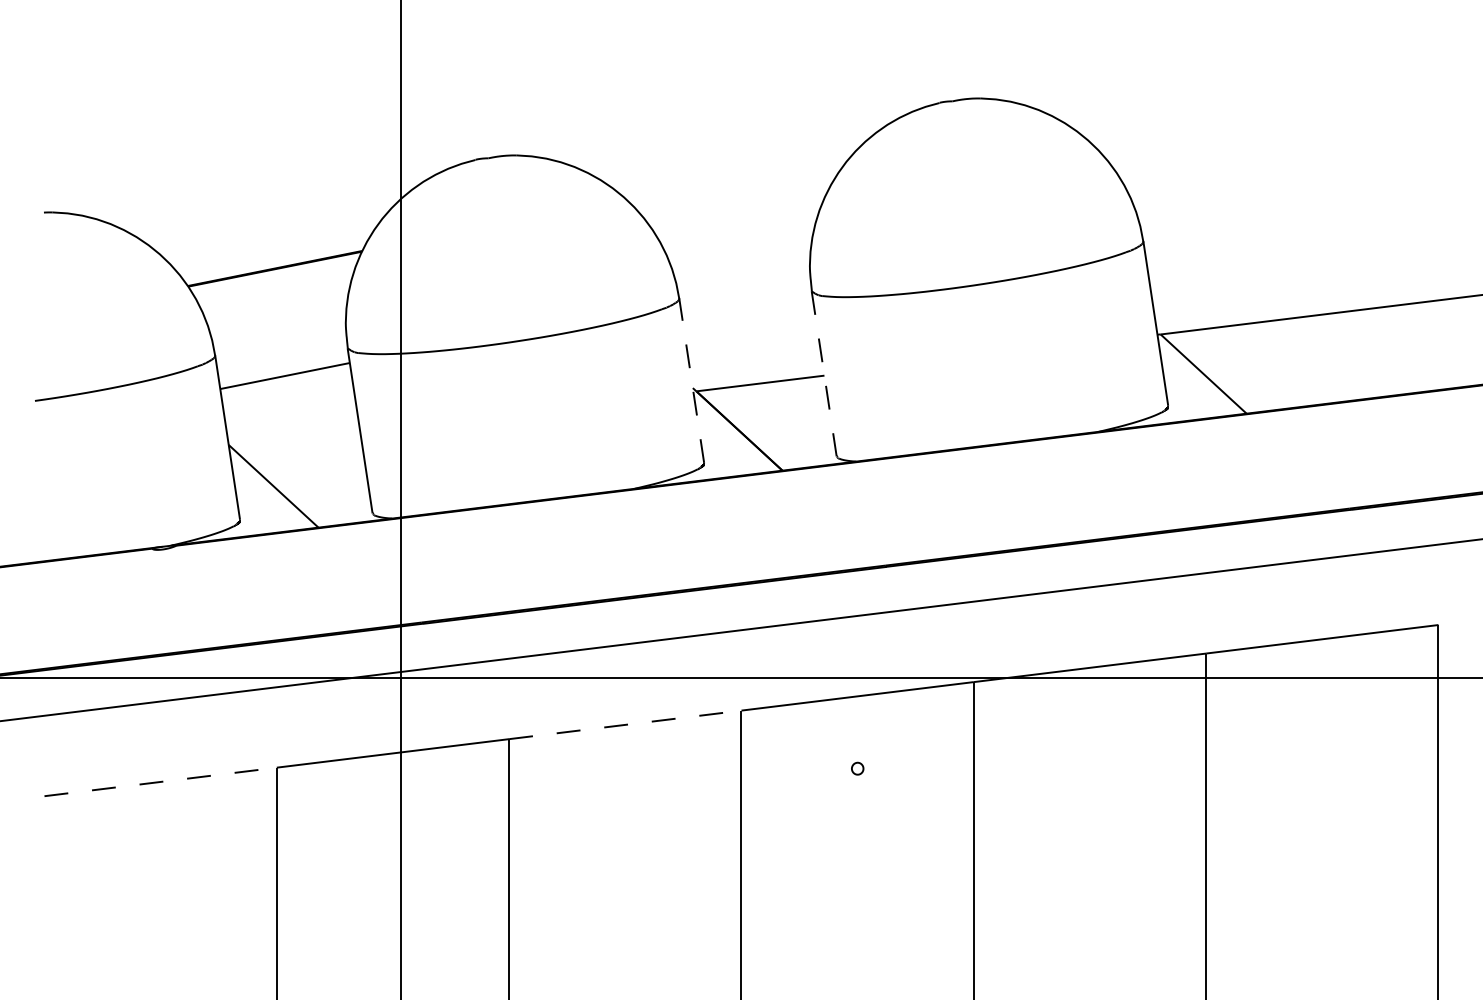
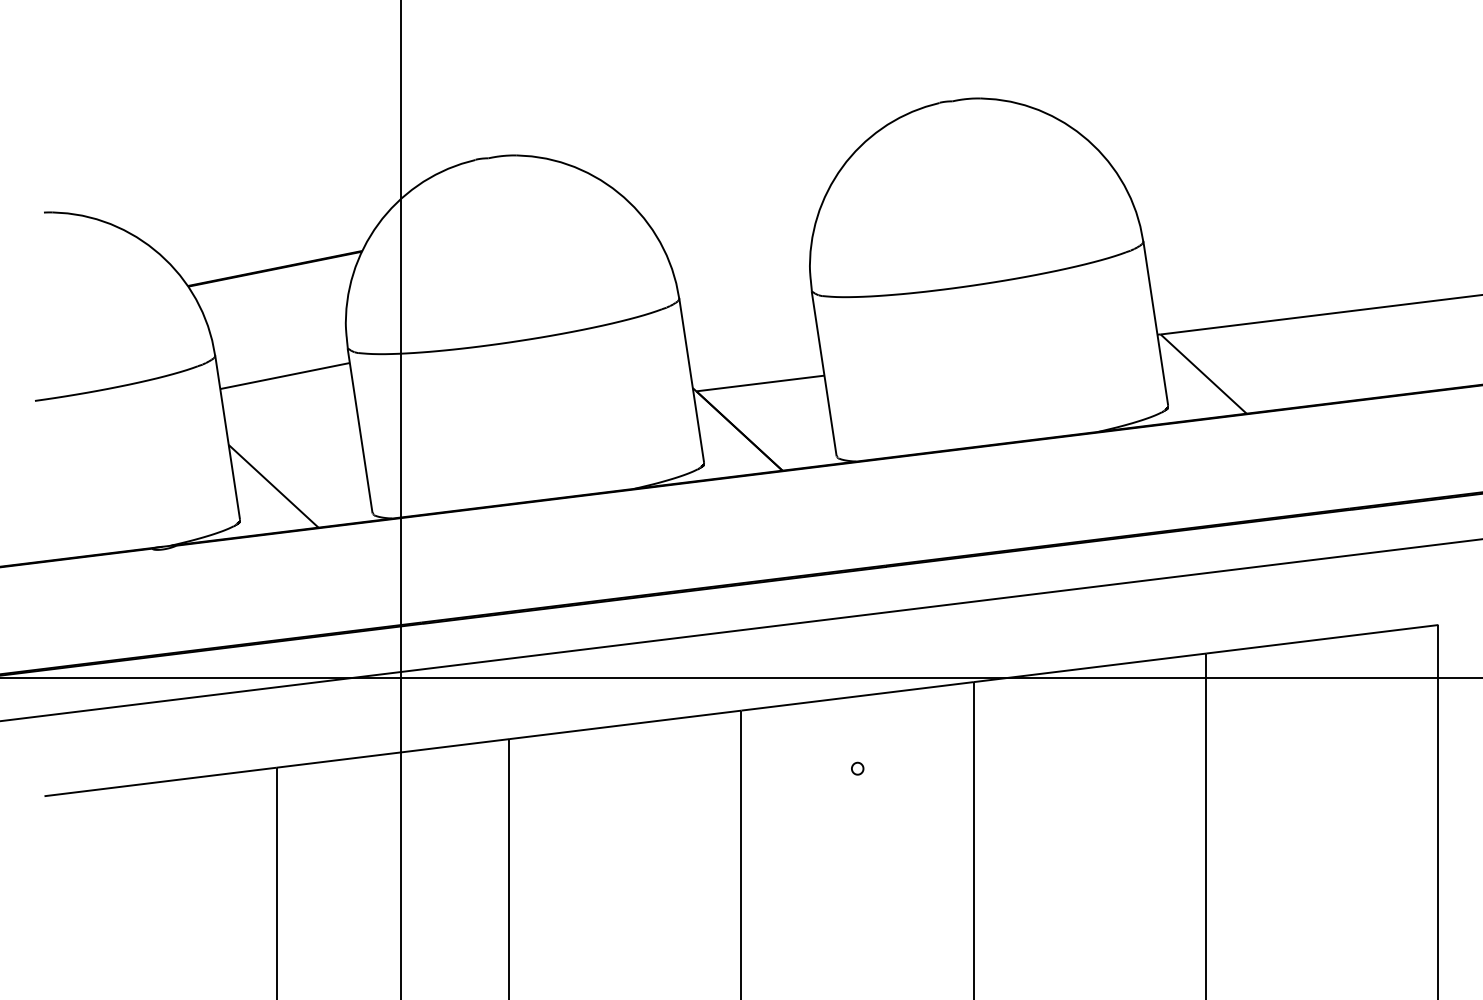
line: dashed -> solid (824, 374)
line: dashed -> solid (691, 379)
line: dashed -> solid (625, 724)
line: dashed -> solid (161, 781)
